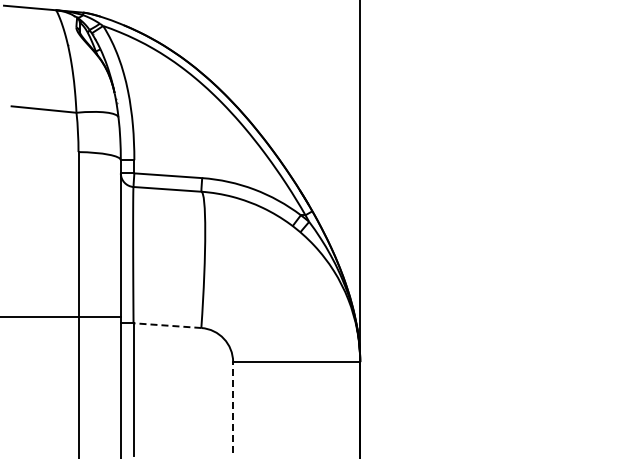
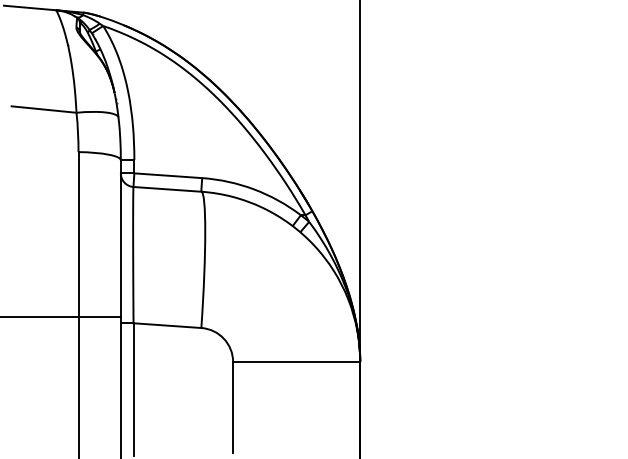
line: dashed -> solid (167, 325)
line: dashed -> solid (233, 407)
